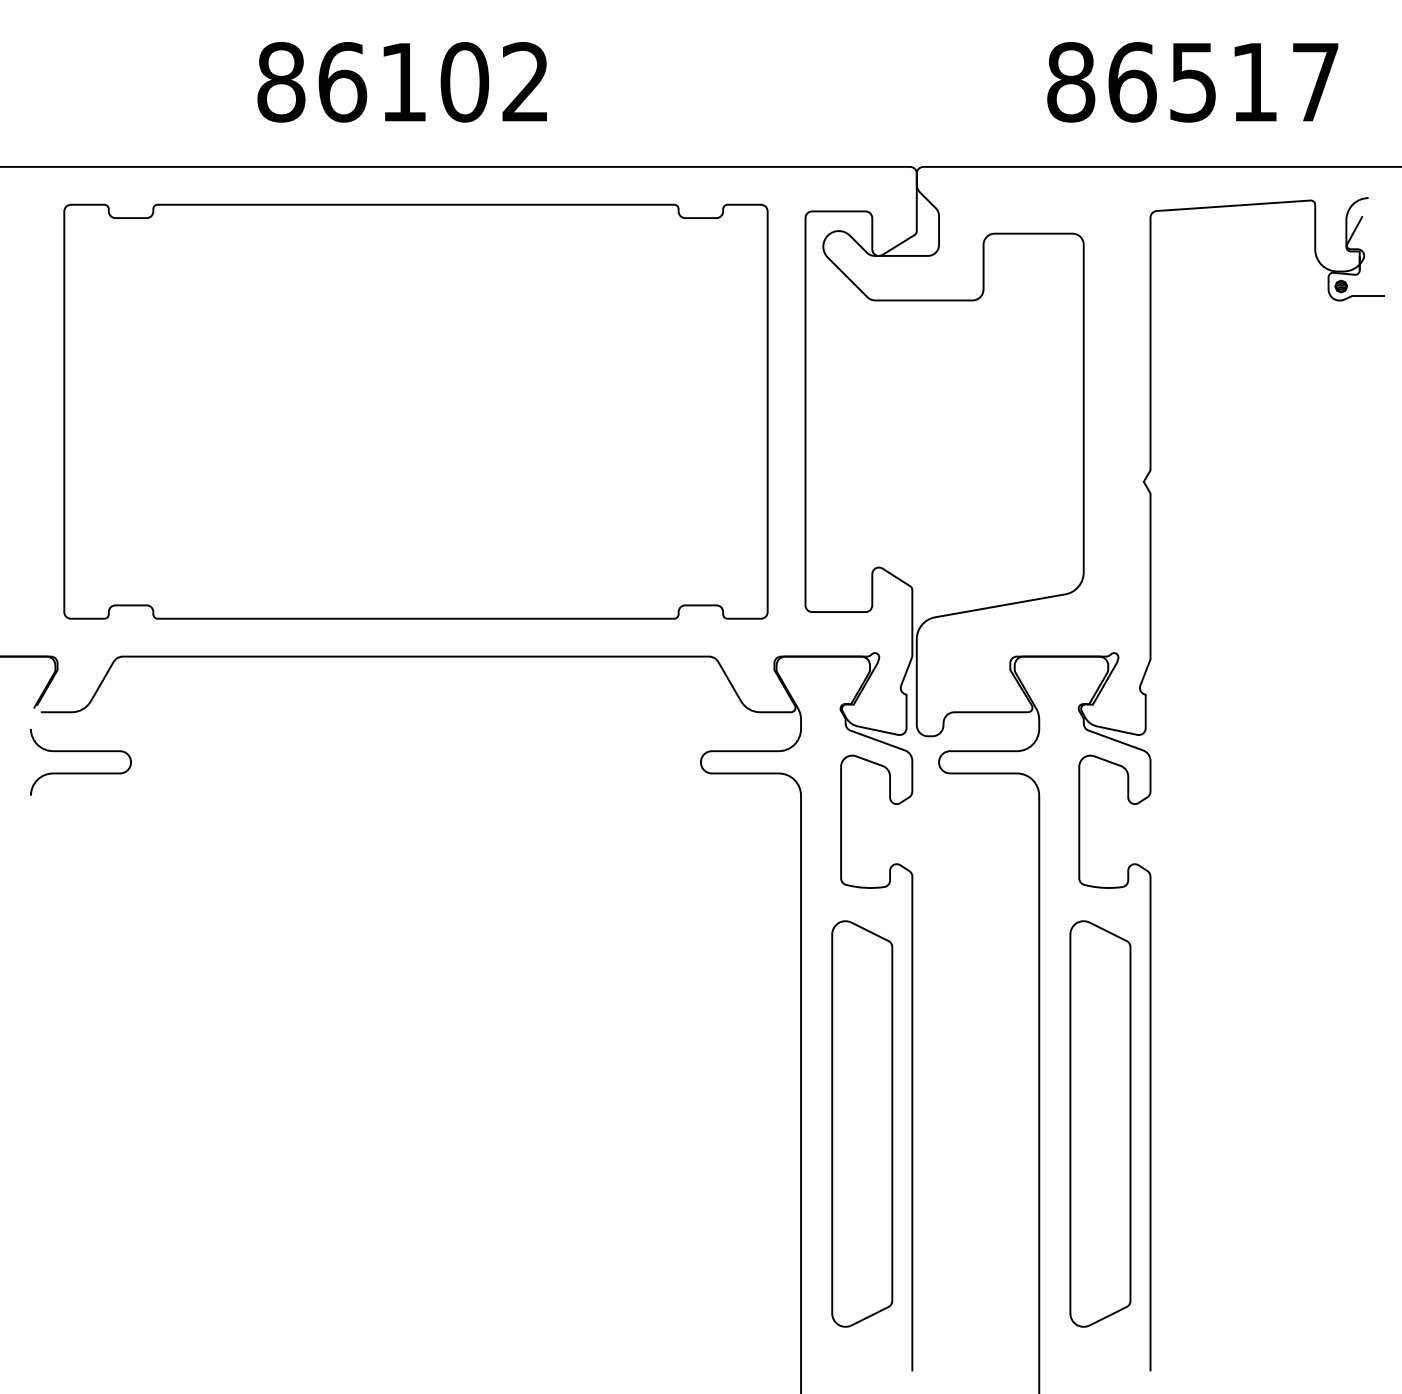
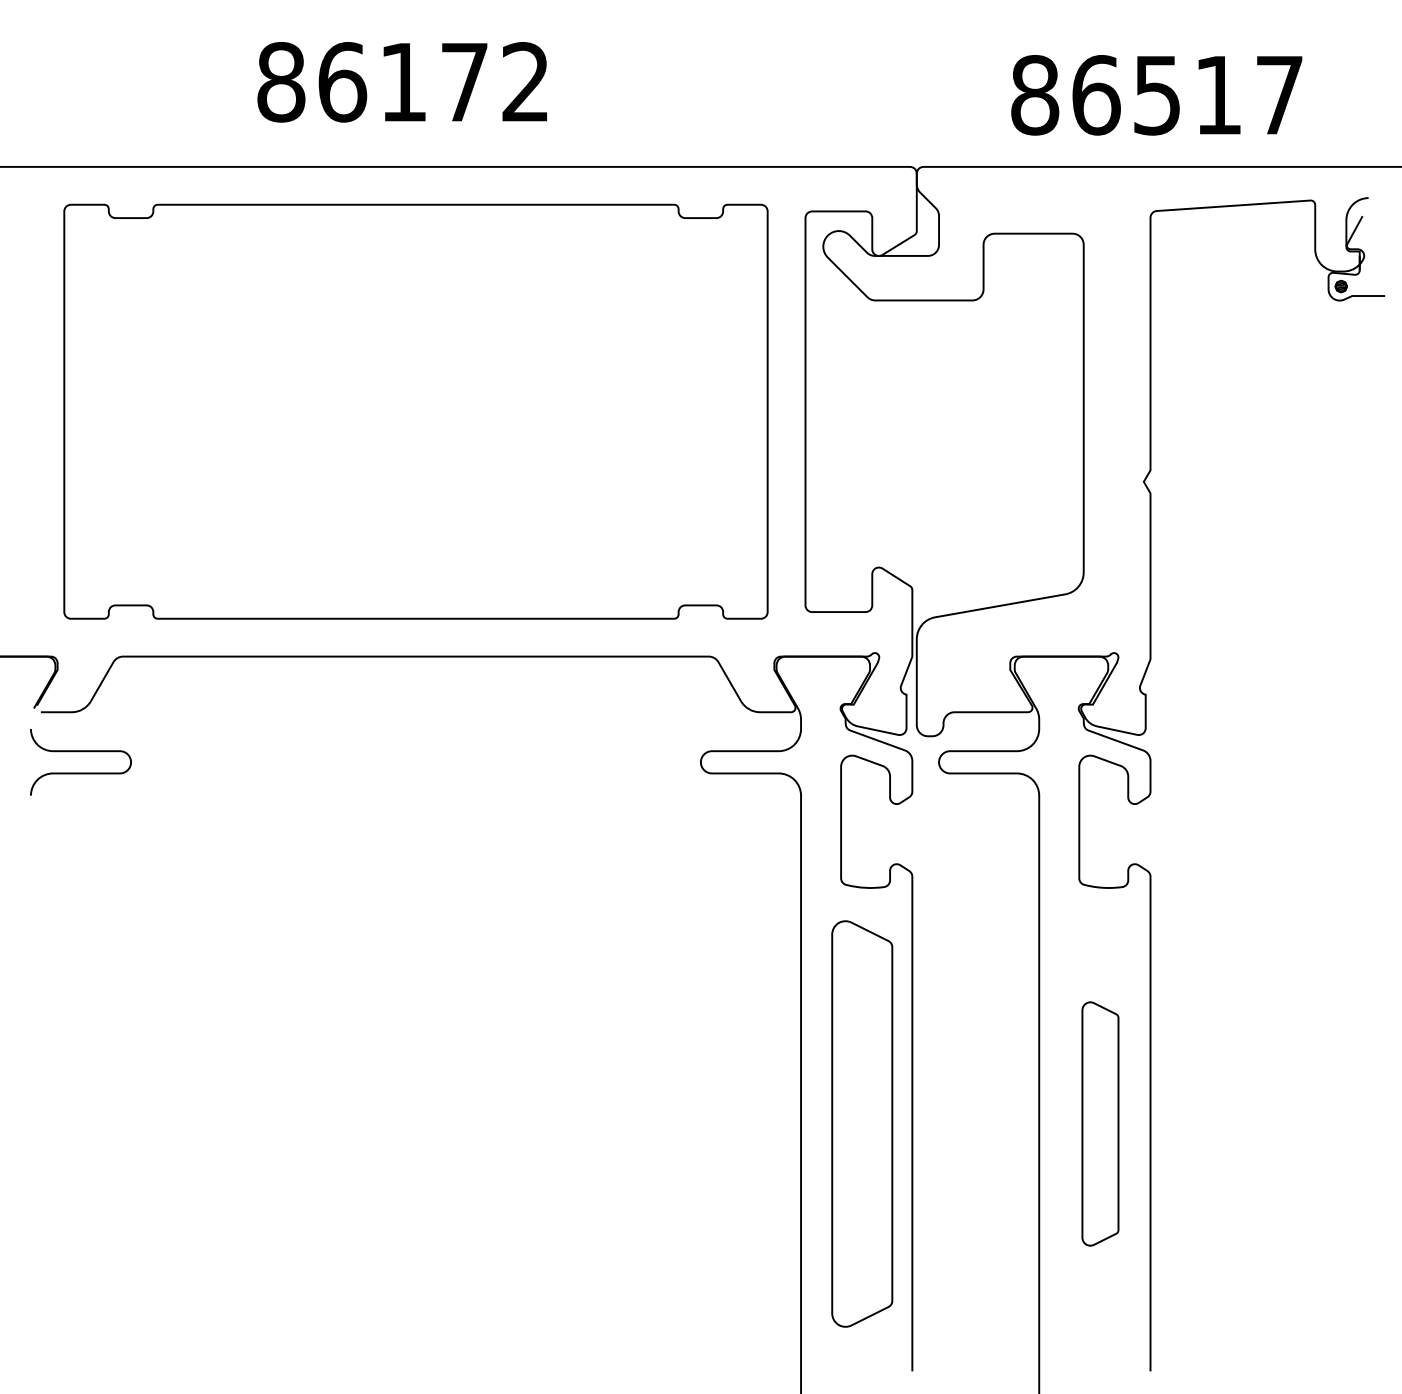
text: 86102 -> 86172 (464, 82)
text position: (1192, 82) -> (1156, 95) (1156, 95)
part size: 63x408 px -> 39x246 px (1100, 1123)
